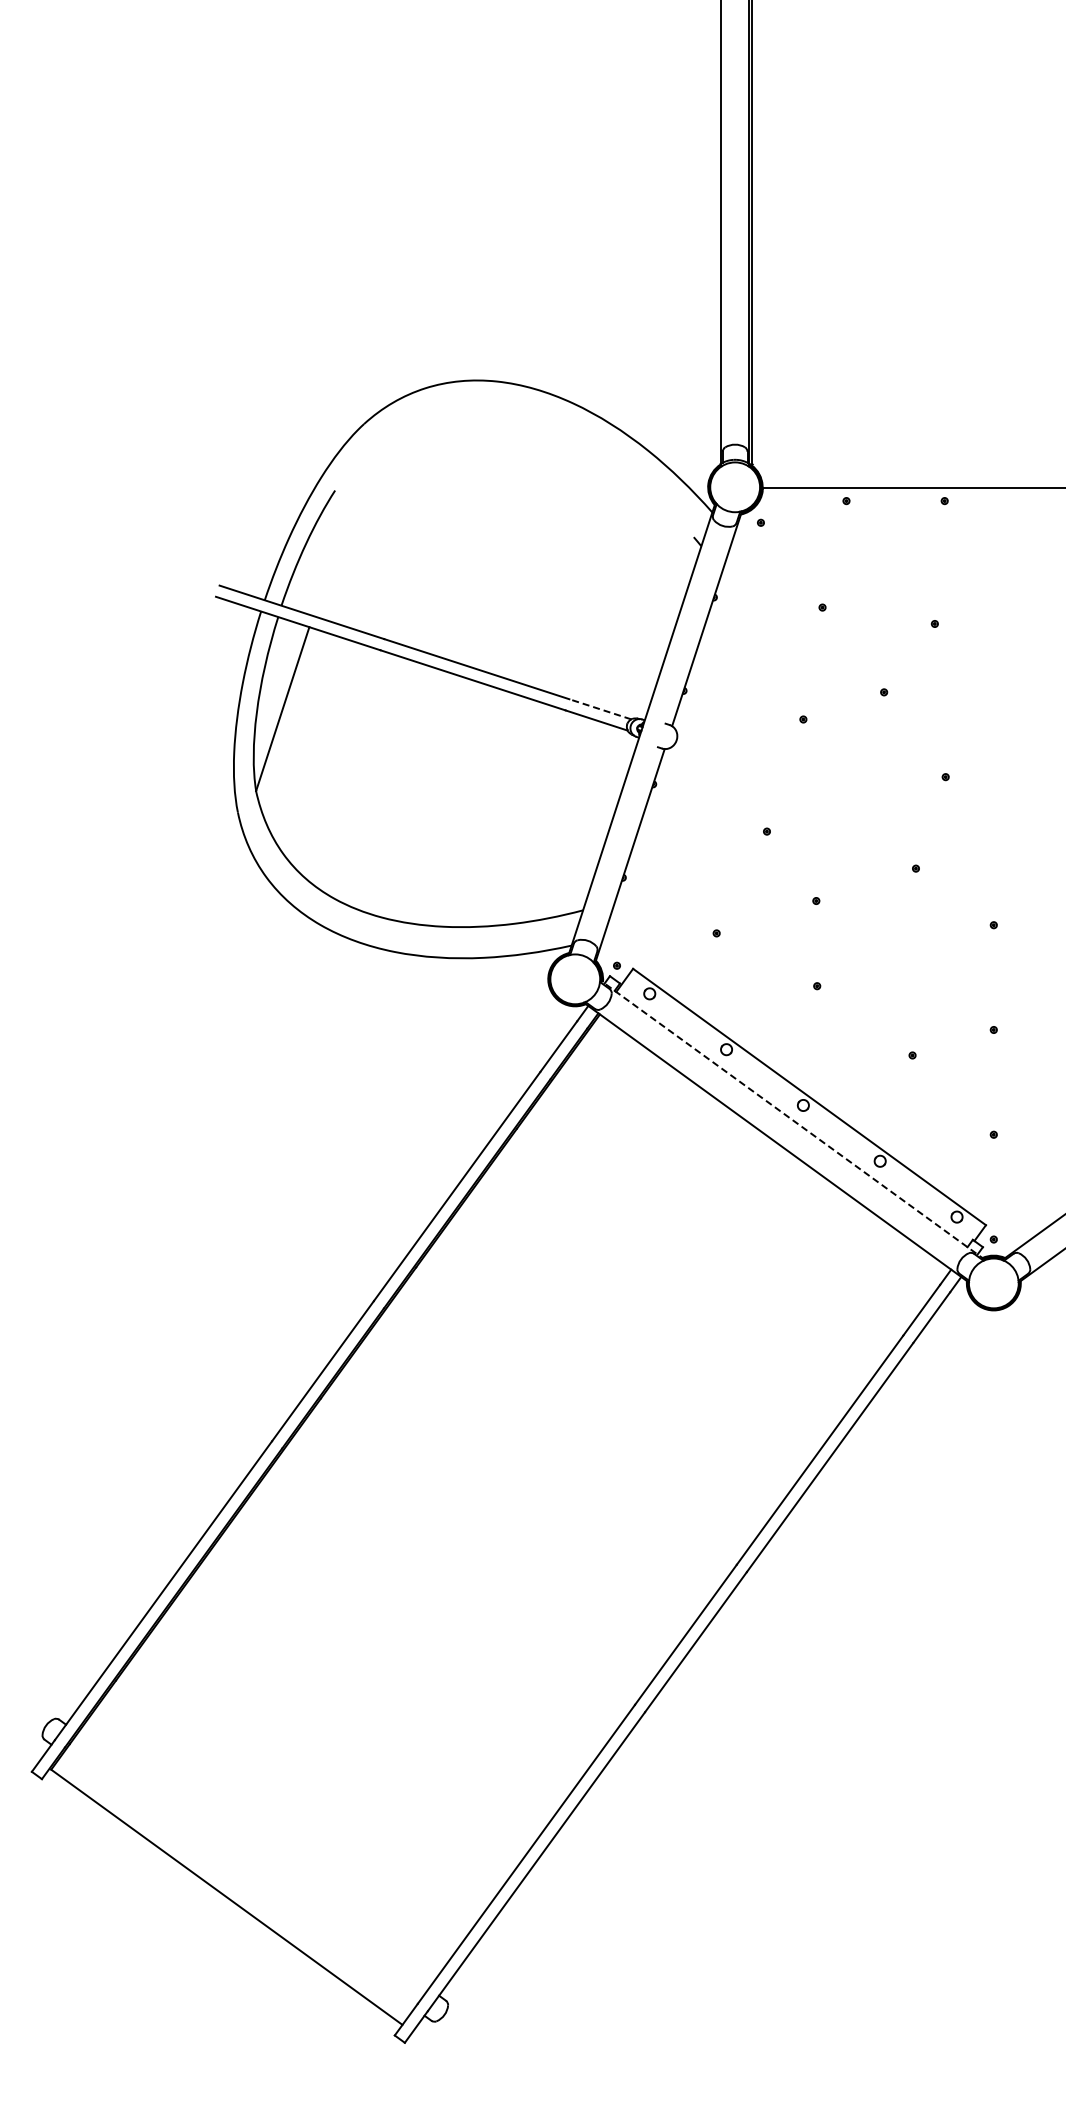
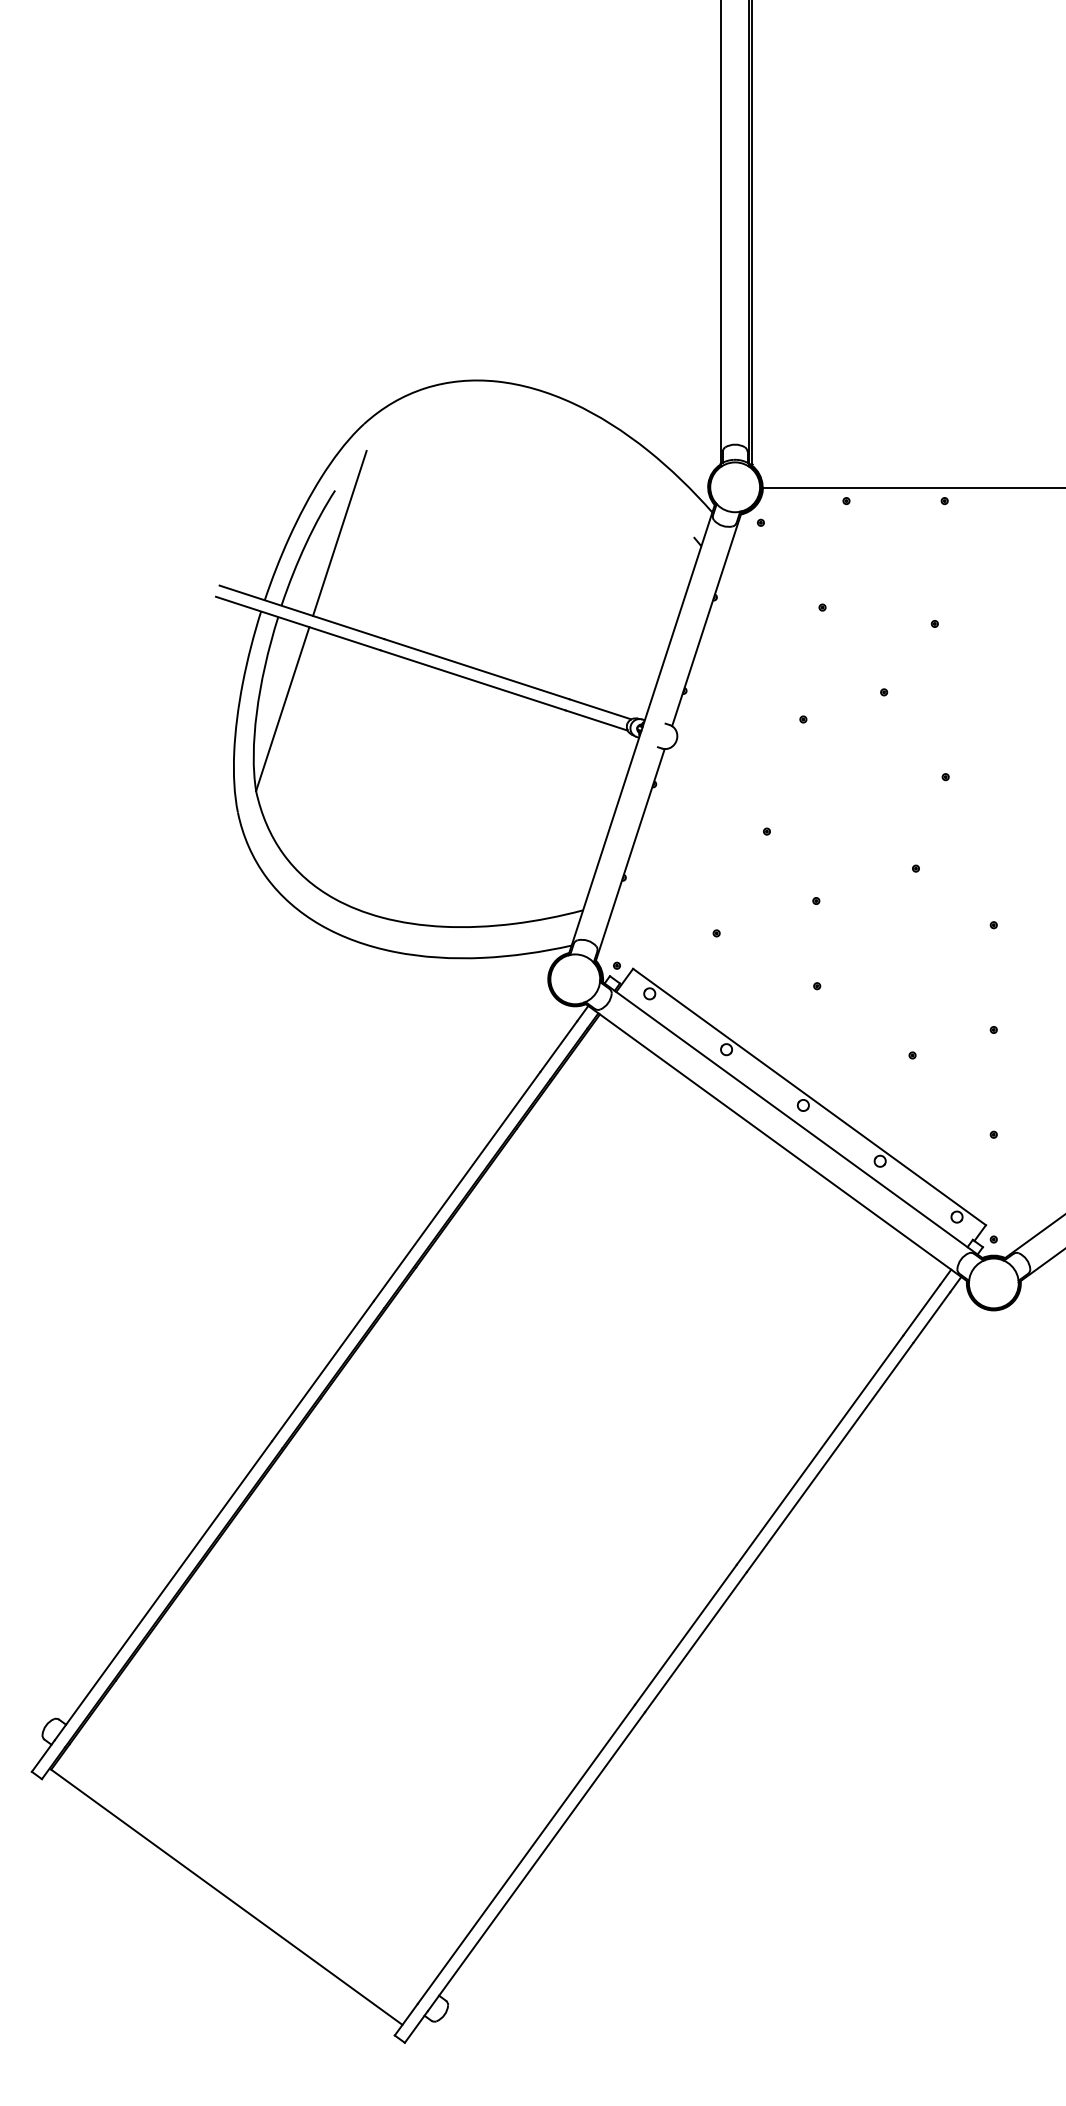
line: none -> present (339, 533)
line: dashed -> solid (599, 709)
line: dashed -> solid (792, 1120)
